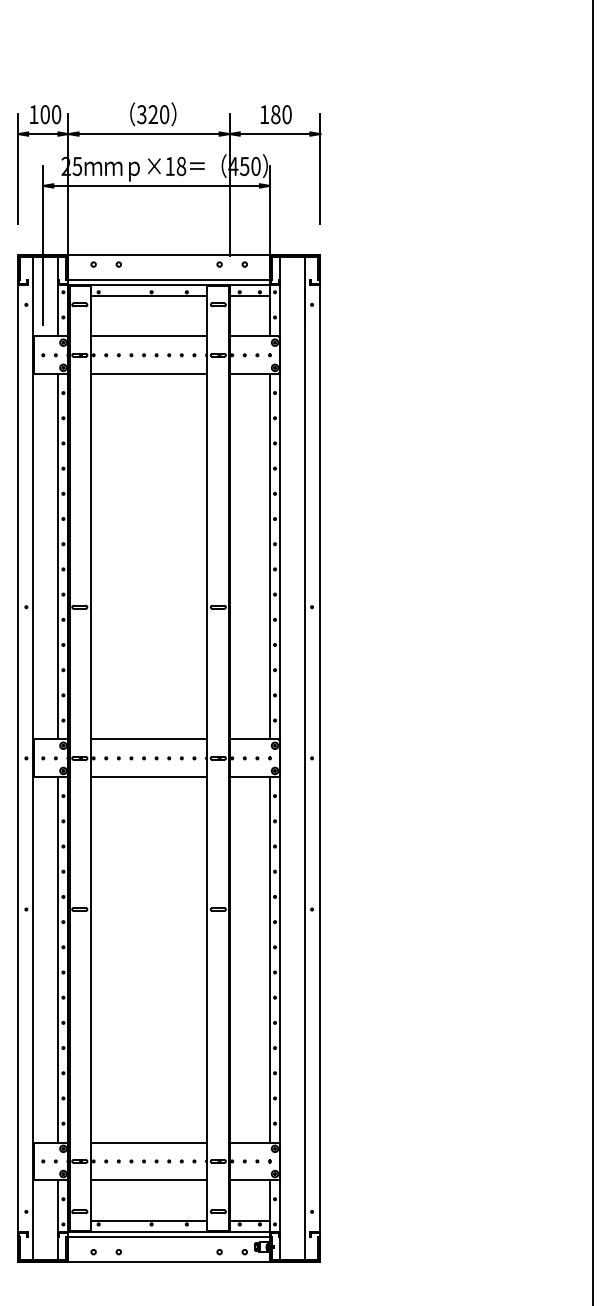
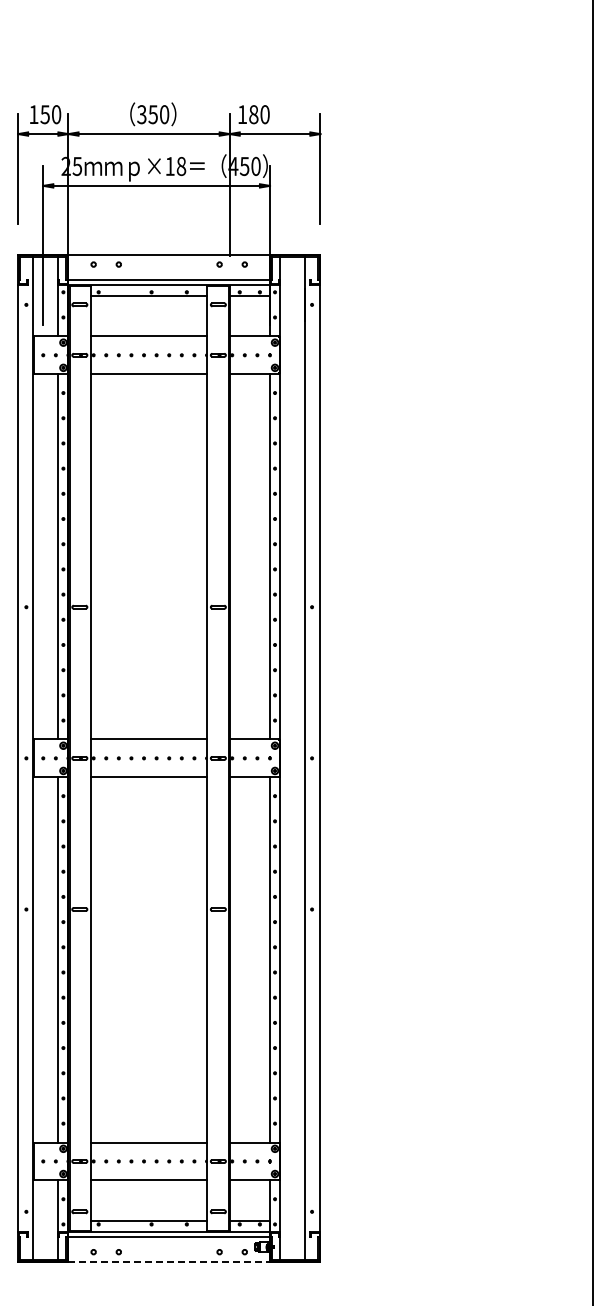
text: 100 -> 150 (44, 114)
text: 320 -> 350 (152, 114)
text position: (275, 114) -> (253, 114) (253, 114)
line: solid -> dashed (169, 1262)
